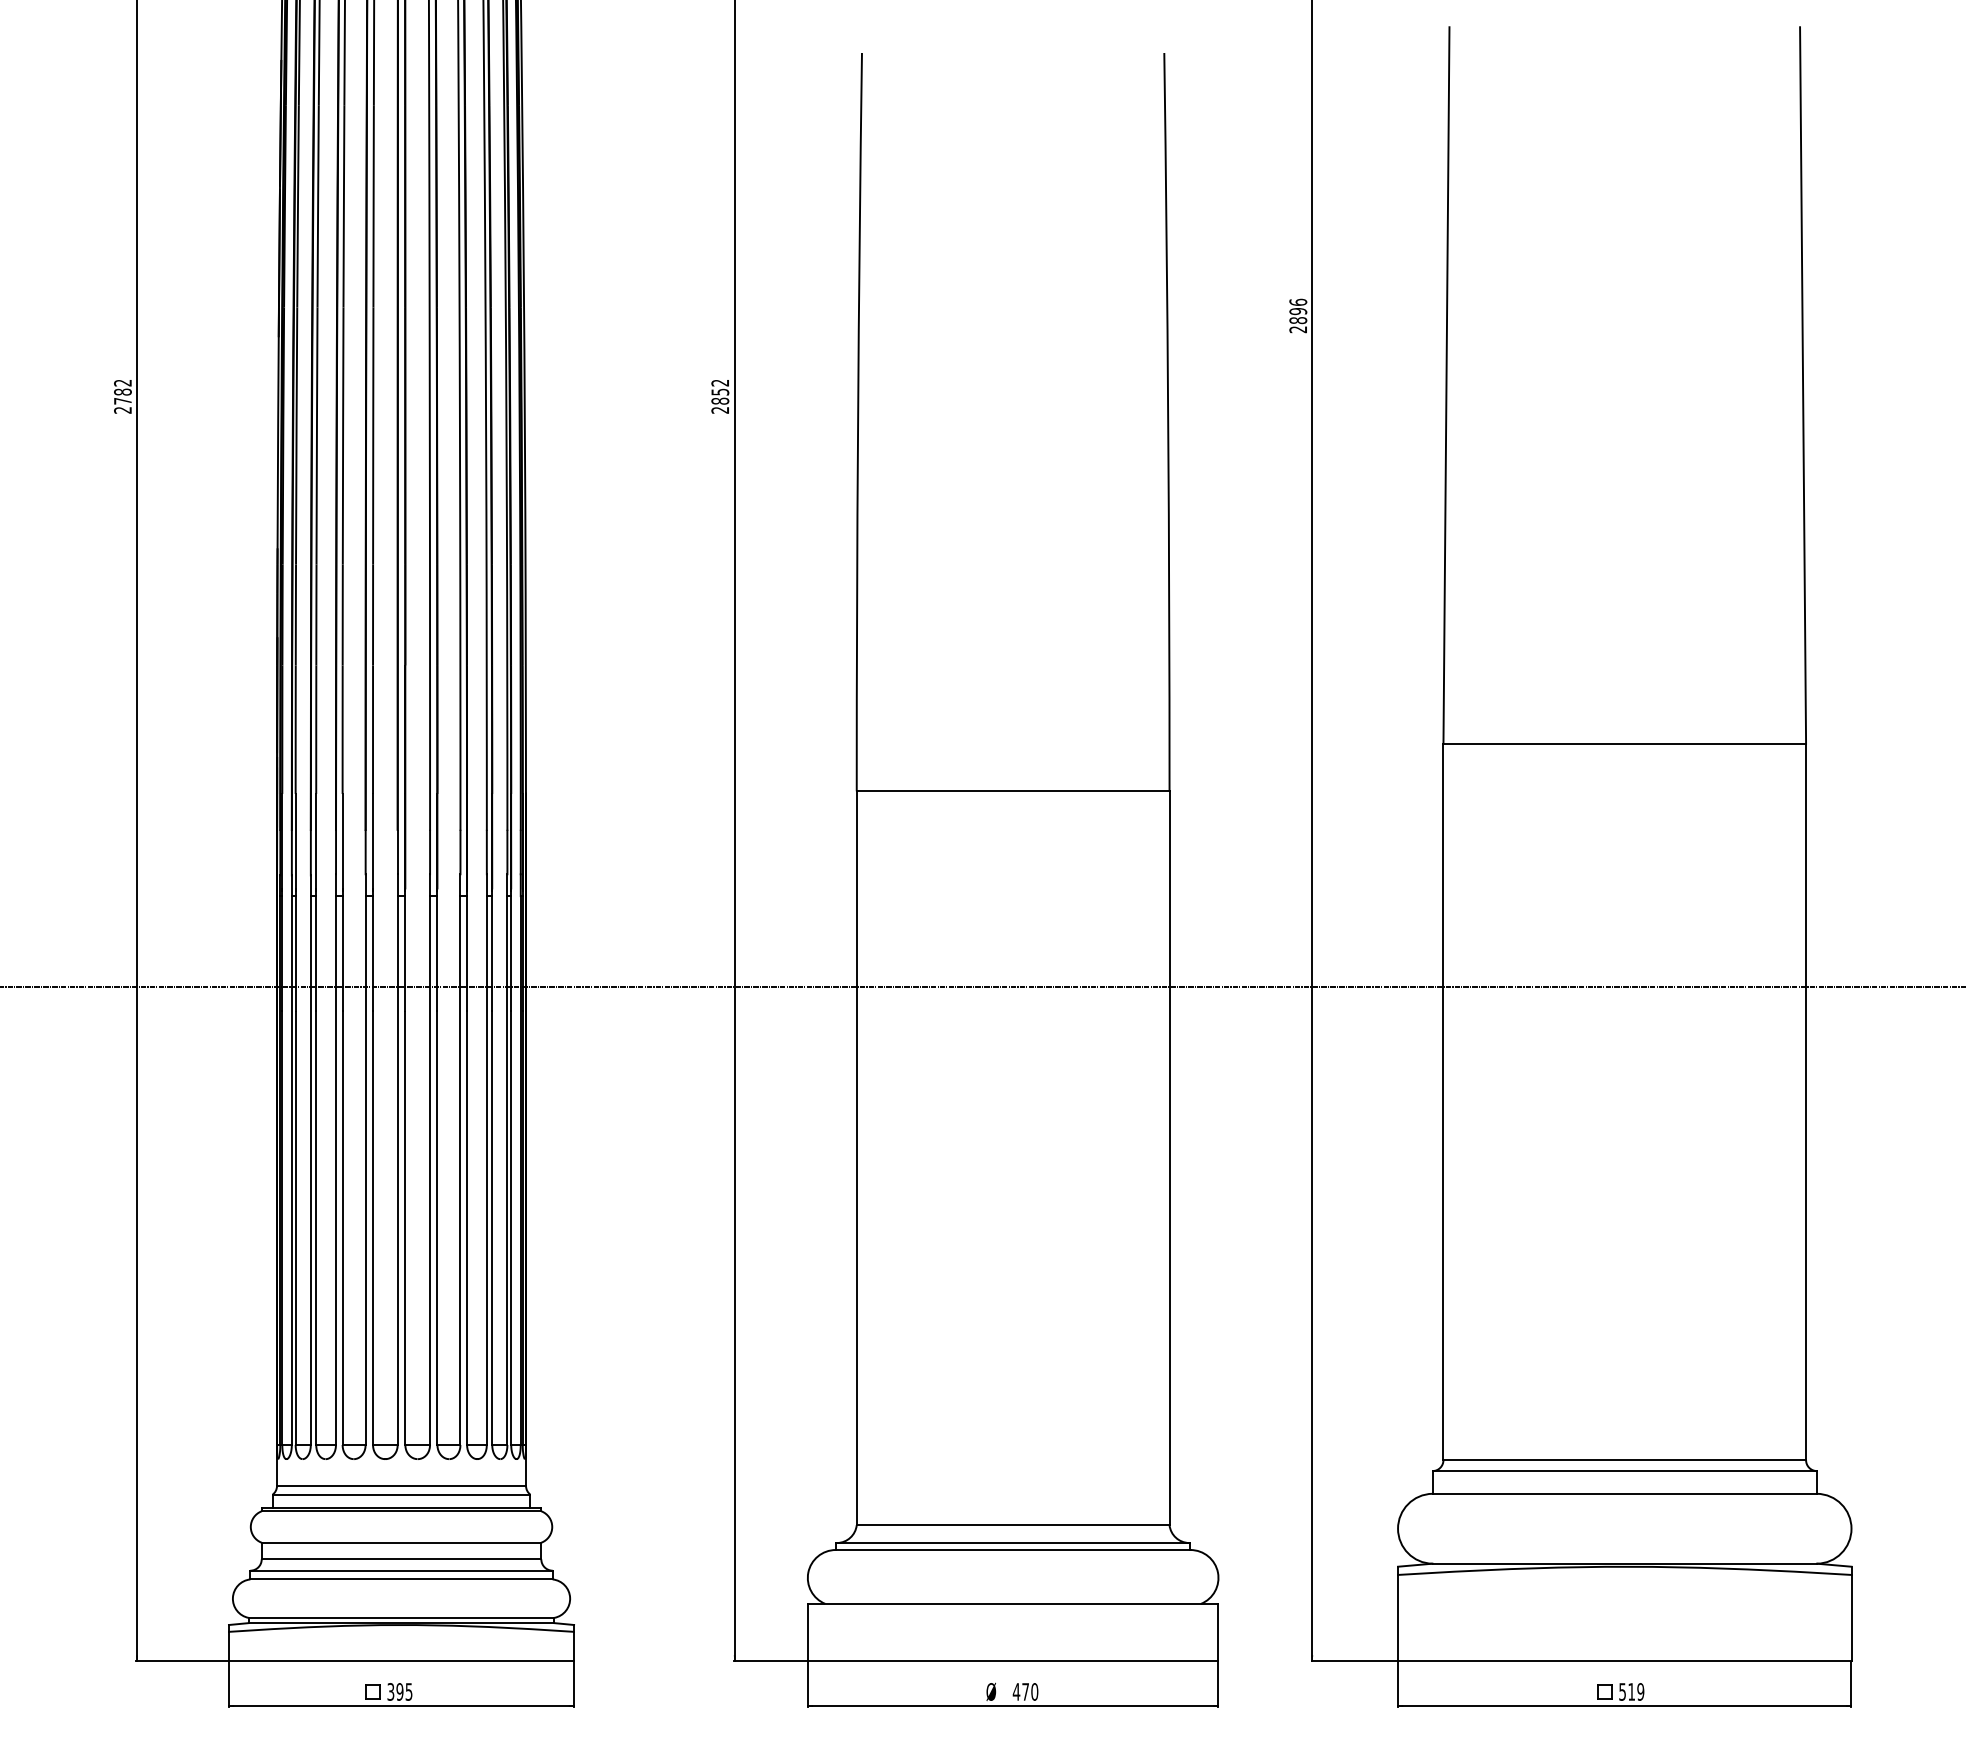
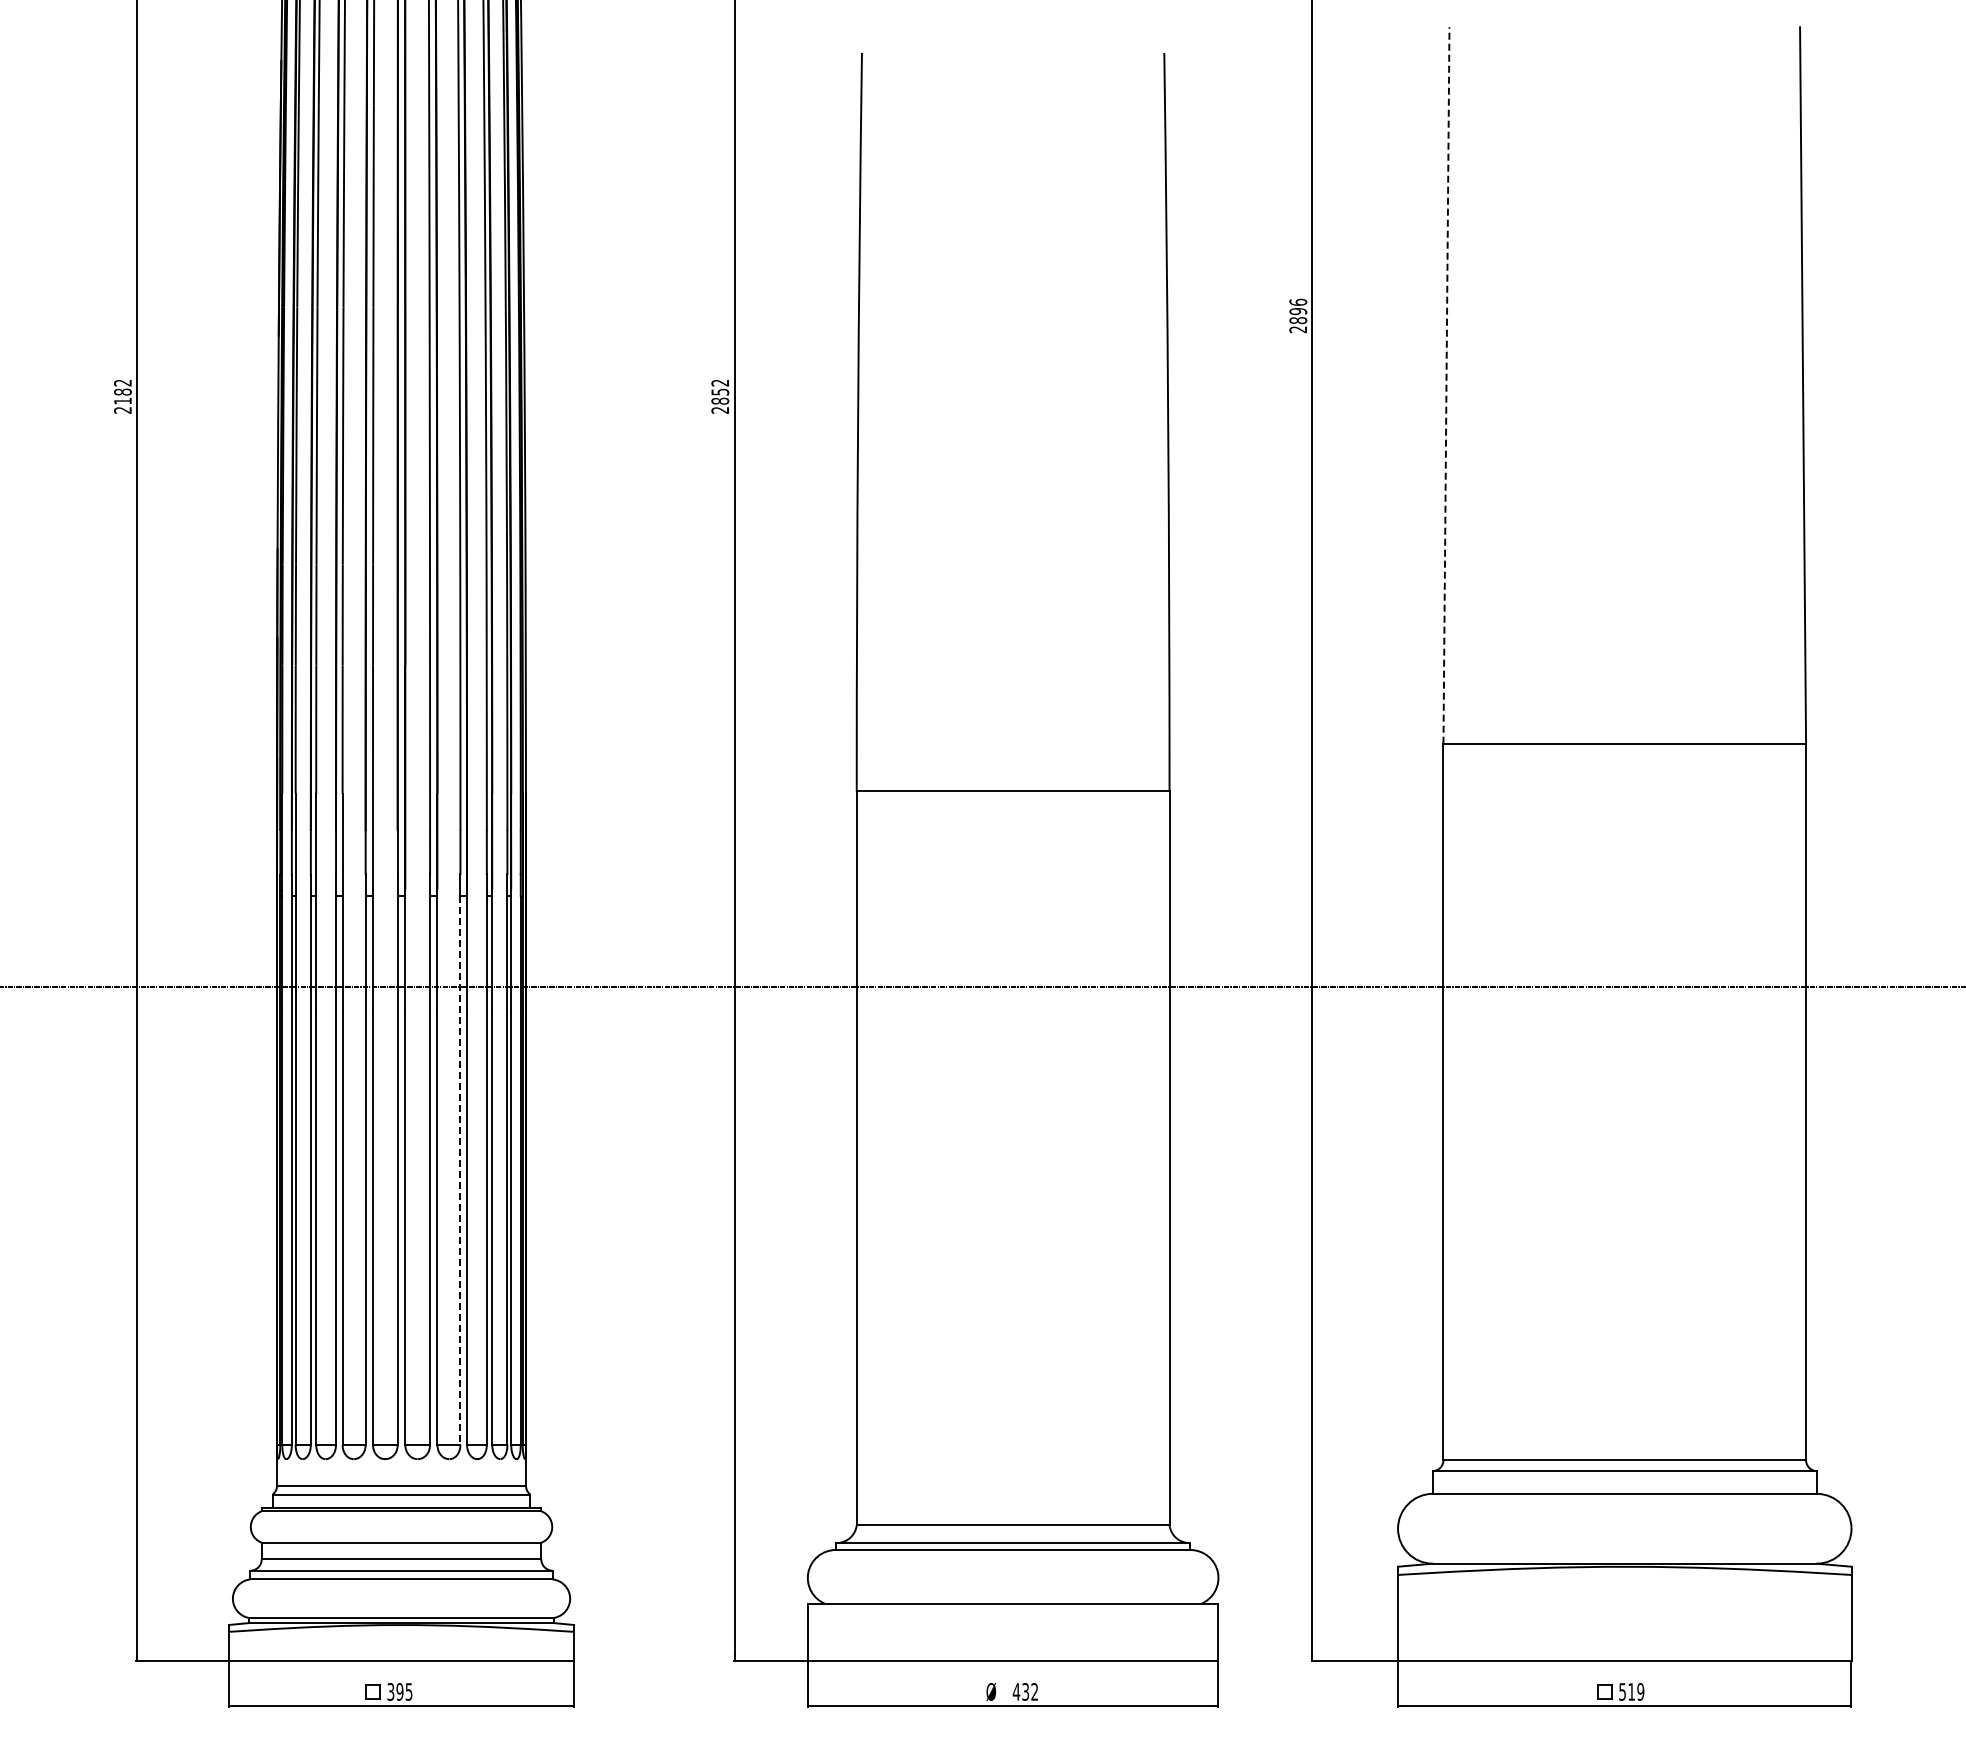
line: solid -> dashed (1446, 384)
text: 2782 -> 2182 (122, 401)
line: solid -> dashed (460, 1171)
text: 470 -> 432 (1030, 1691)
